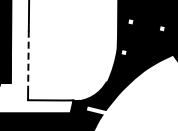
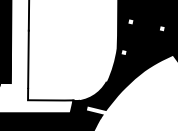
line: dashed -> solid (28, 59)
